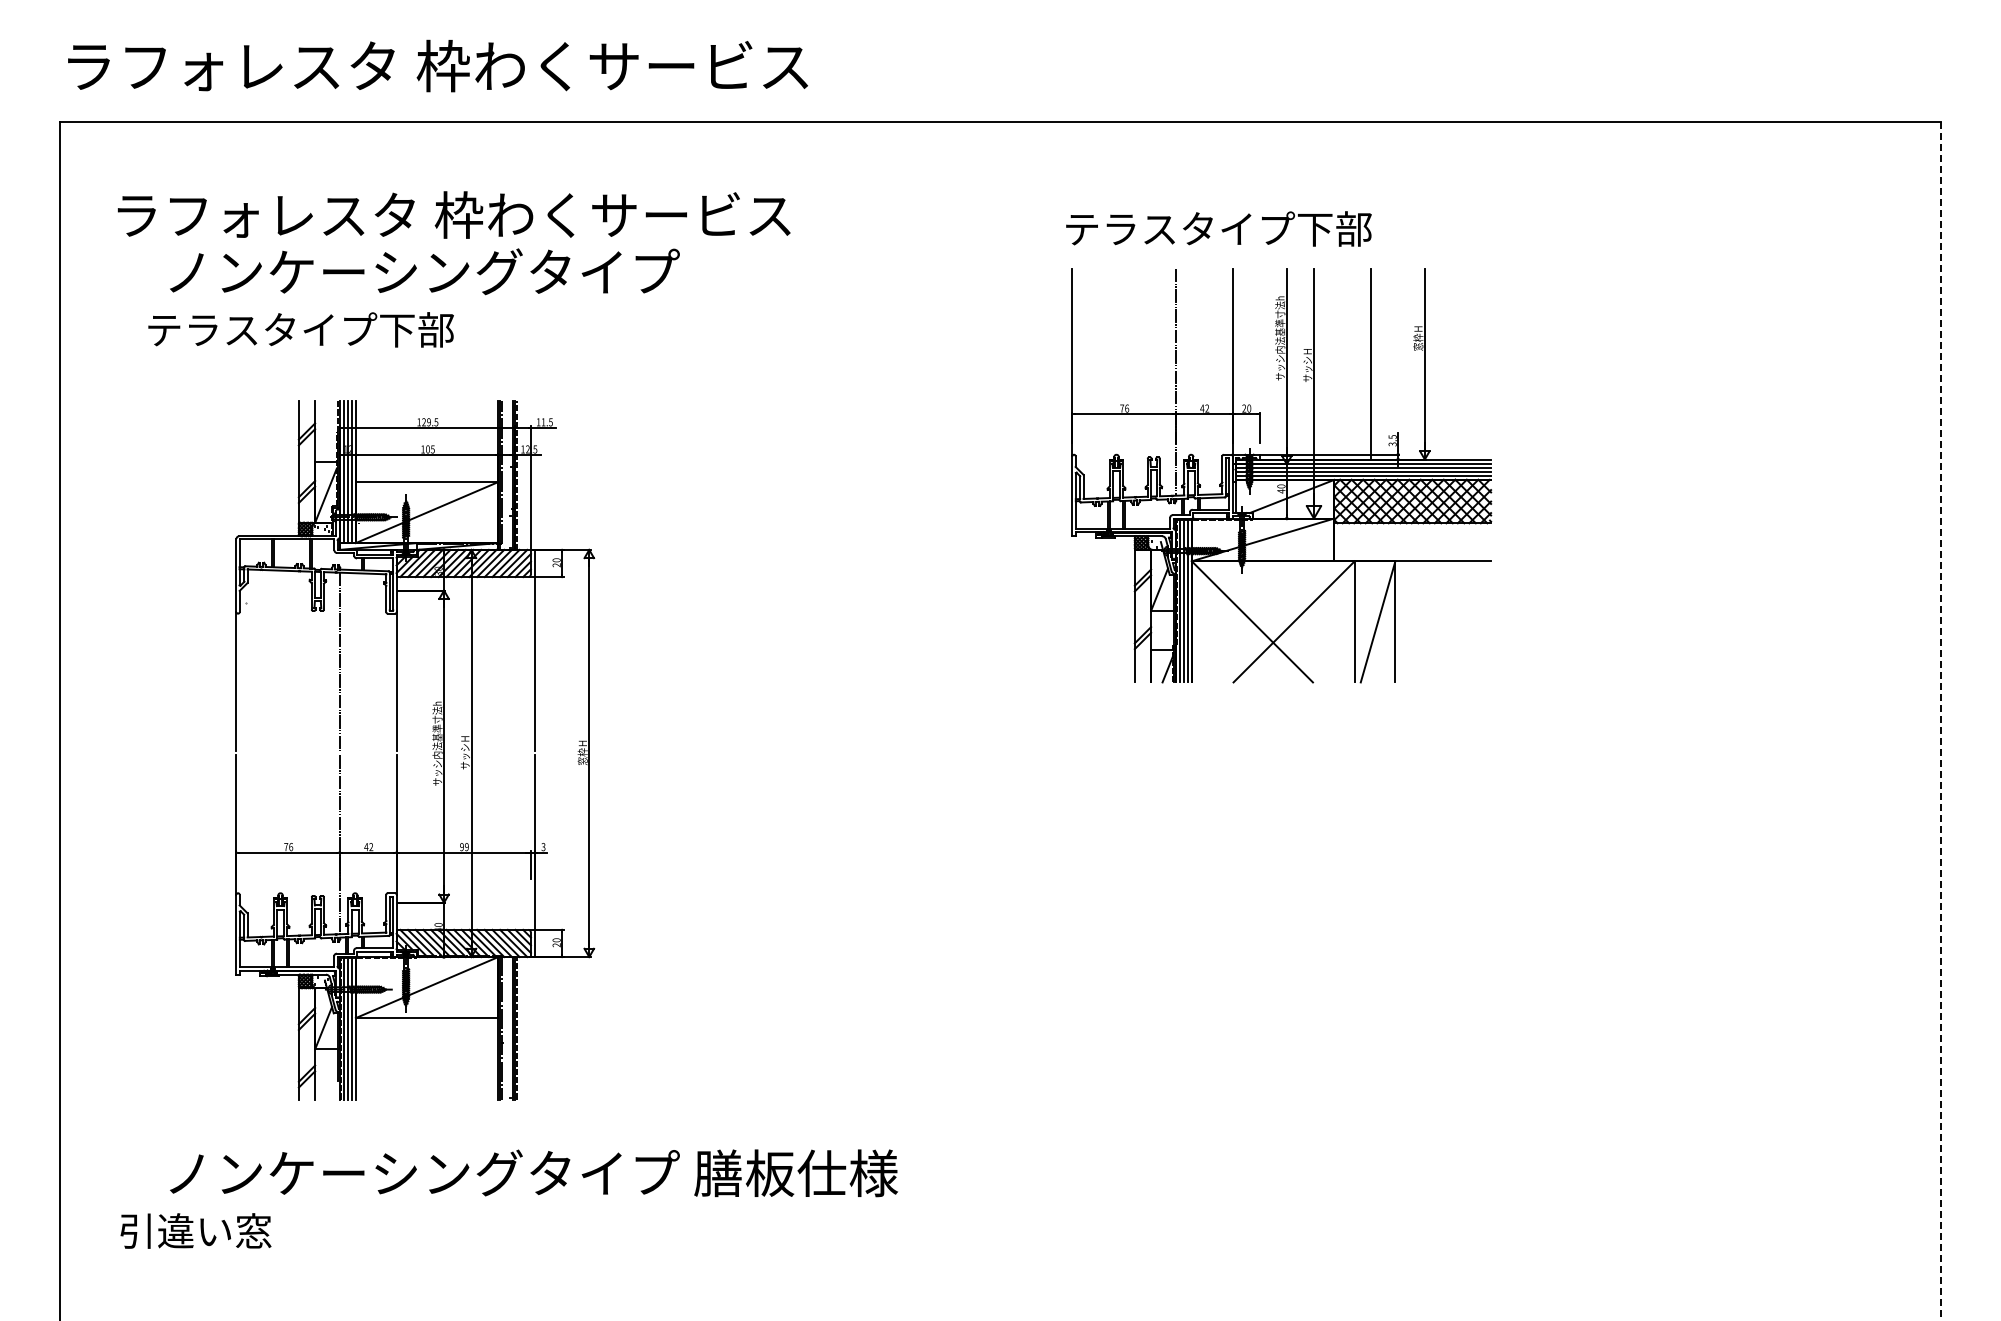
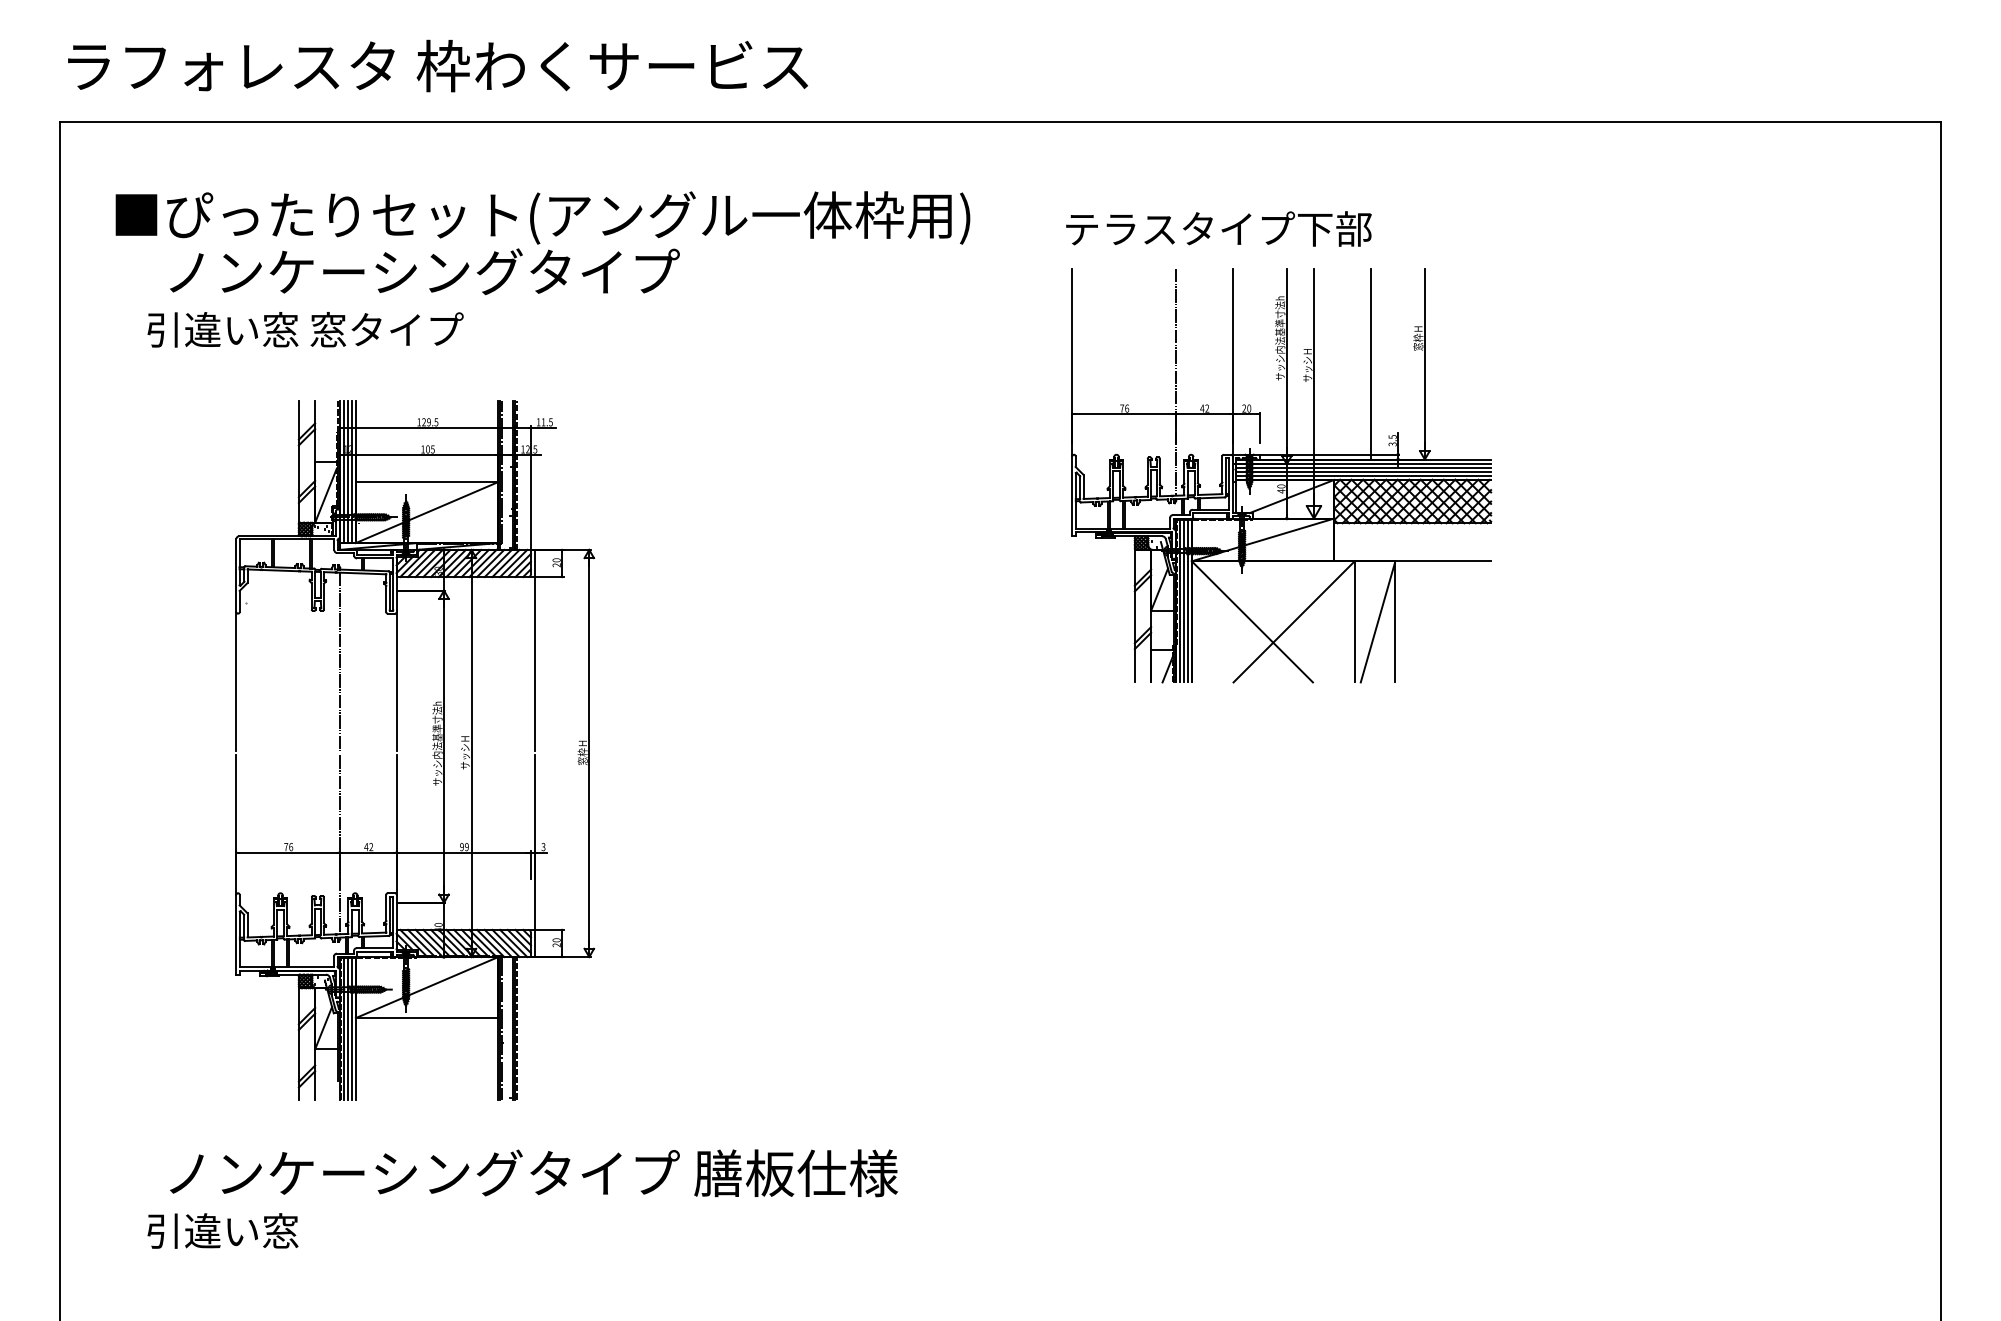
text: ラフォレスタ 枠わくサービス -> ■ぴったりセット(アングル一体枠用) (542, 217)
text: テラスタイプ下部 -> 引違い窓 窓タイプ (305, 329)
line: dashed -> solid (1940, 721)
text position: (195, 1230) -> (222, 1230) (222, 1230)
